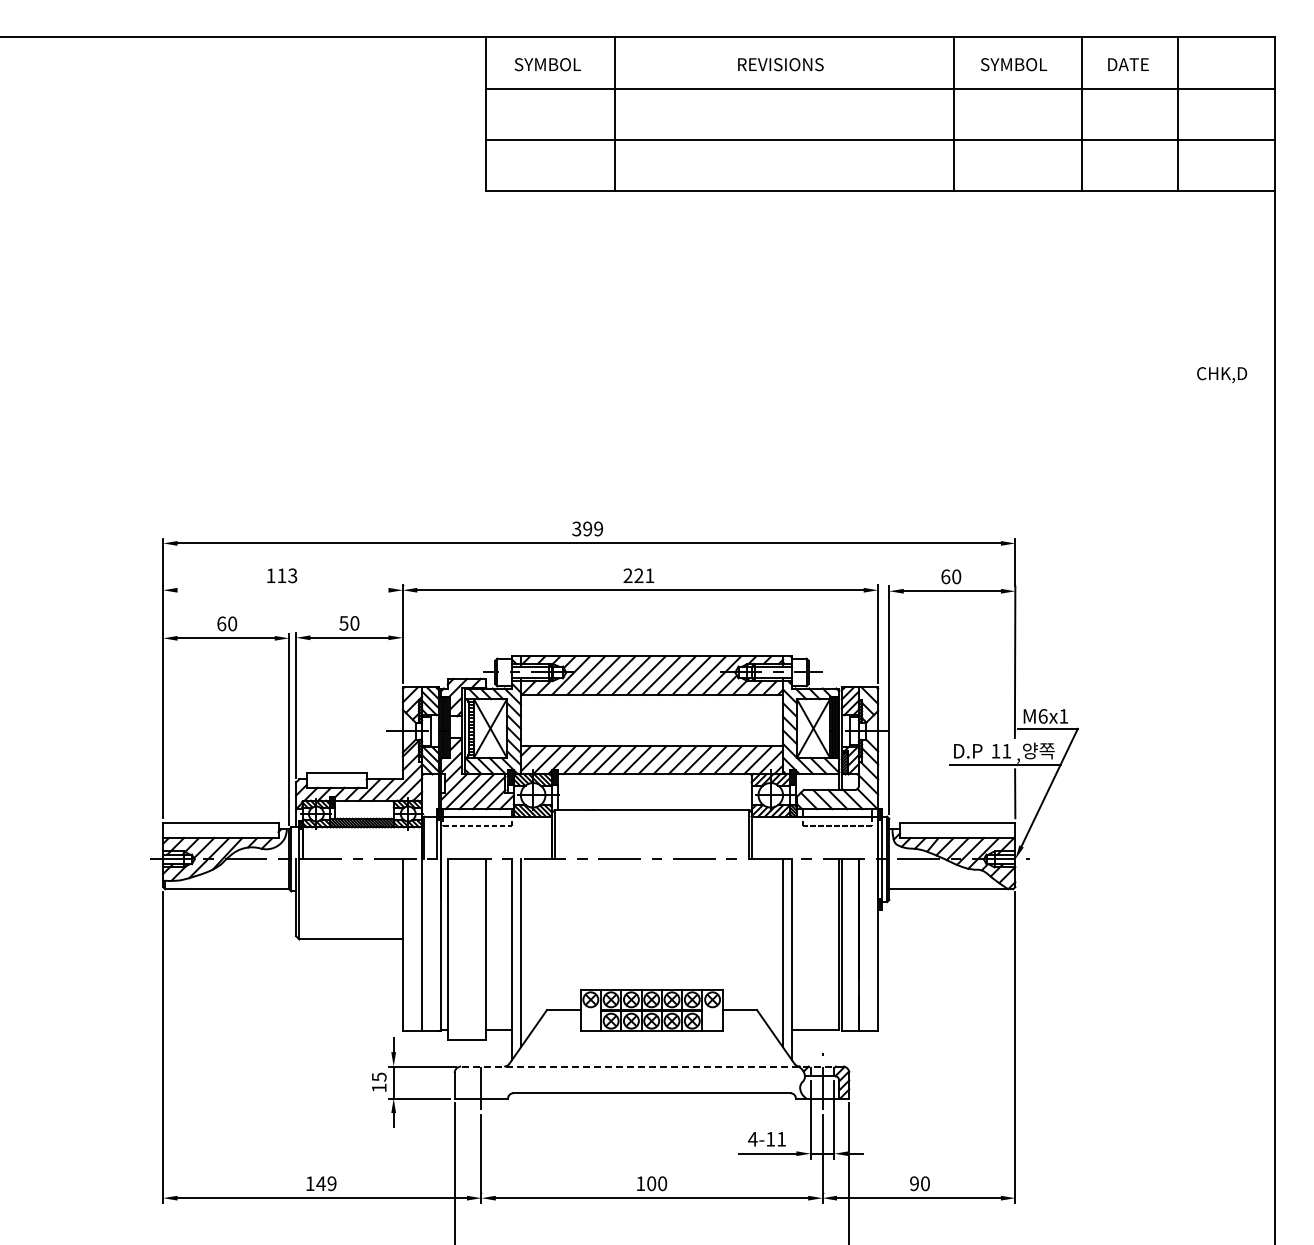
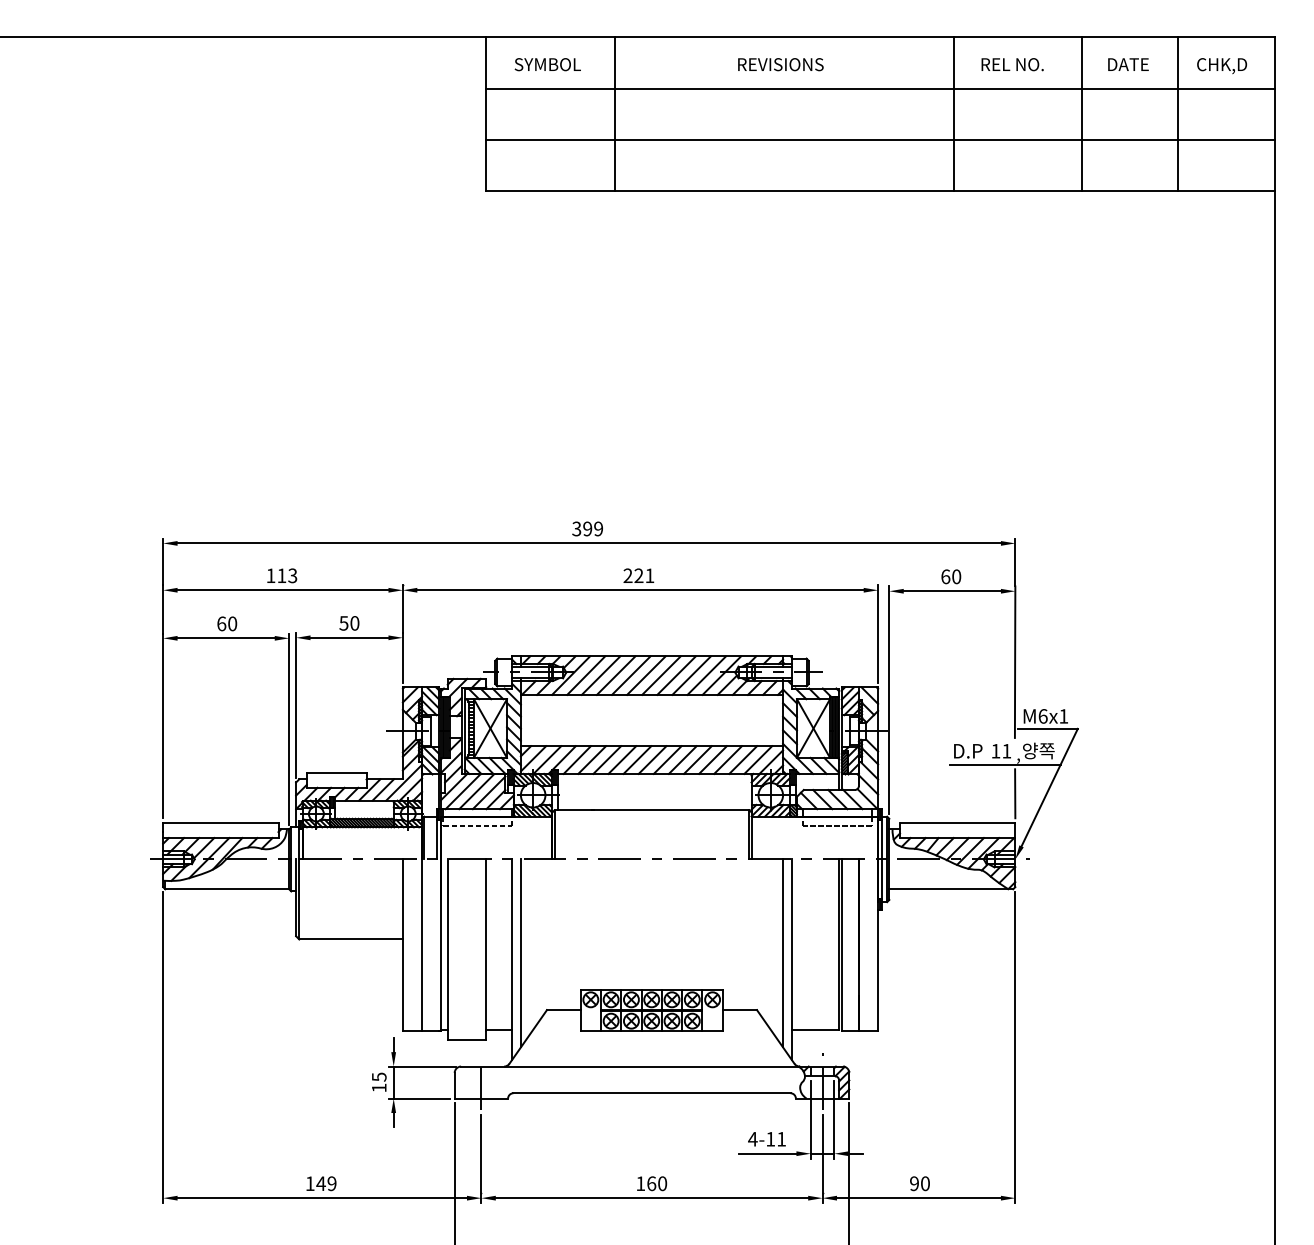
text: SYMBOL -> REL NO. (1013, 64)
text position: (1221, 375) -> (1221, 66) (1221, 66)
line: none -> present (282, 590)
line: dashed -> solid (652, 1066)
text: 100 -> 160 (651, 1183)
